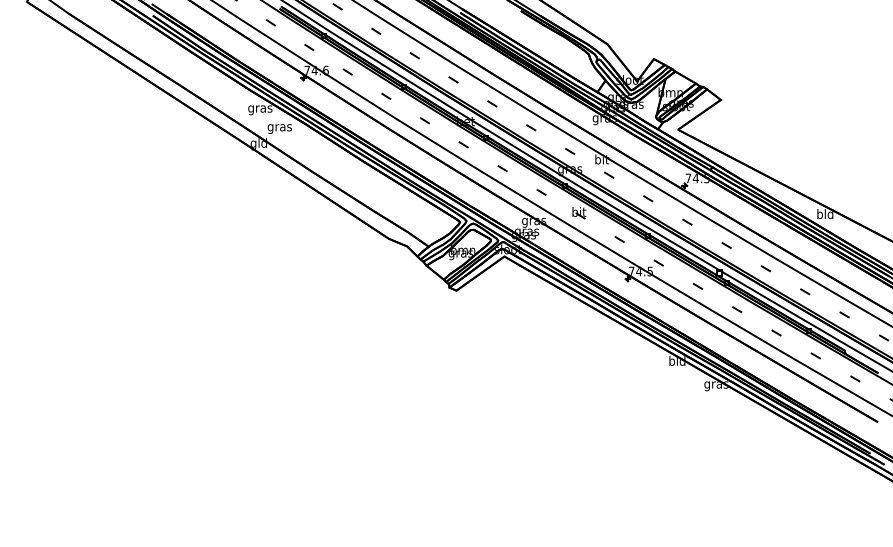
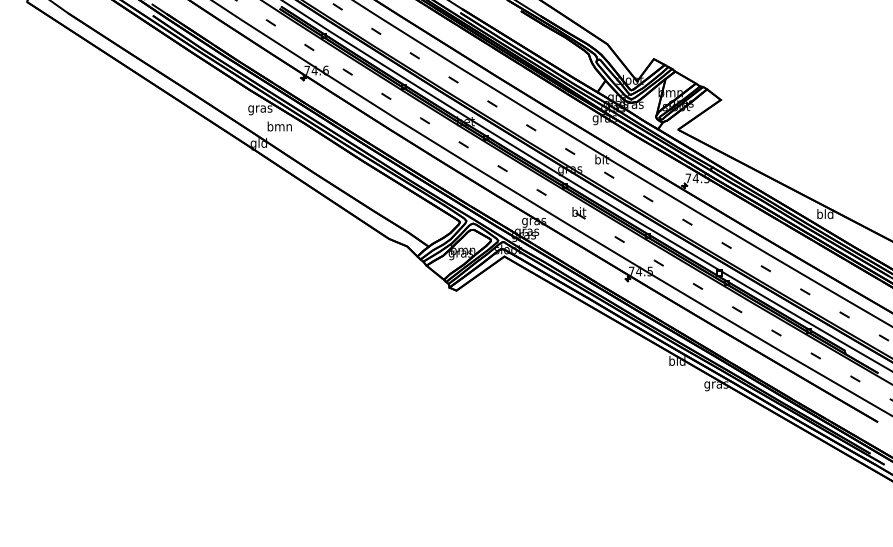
text: gras -> bmn (279, 127)
